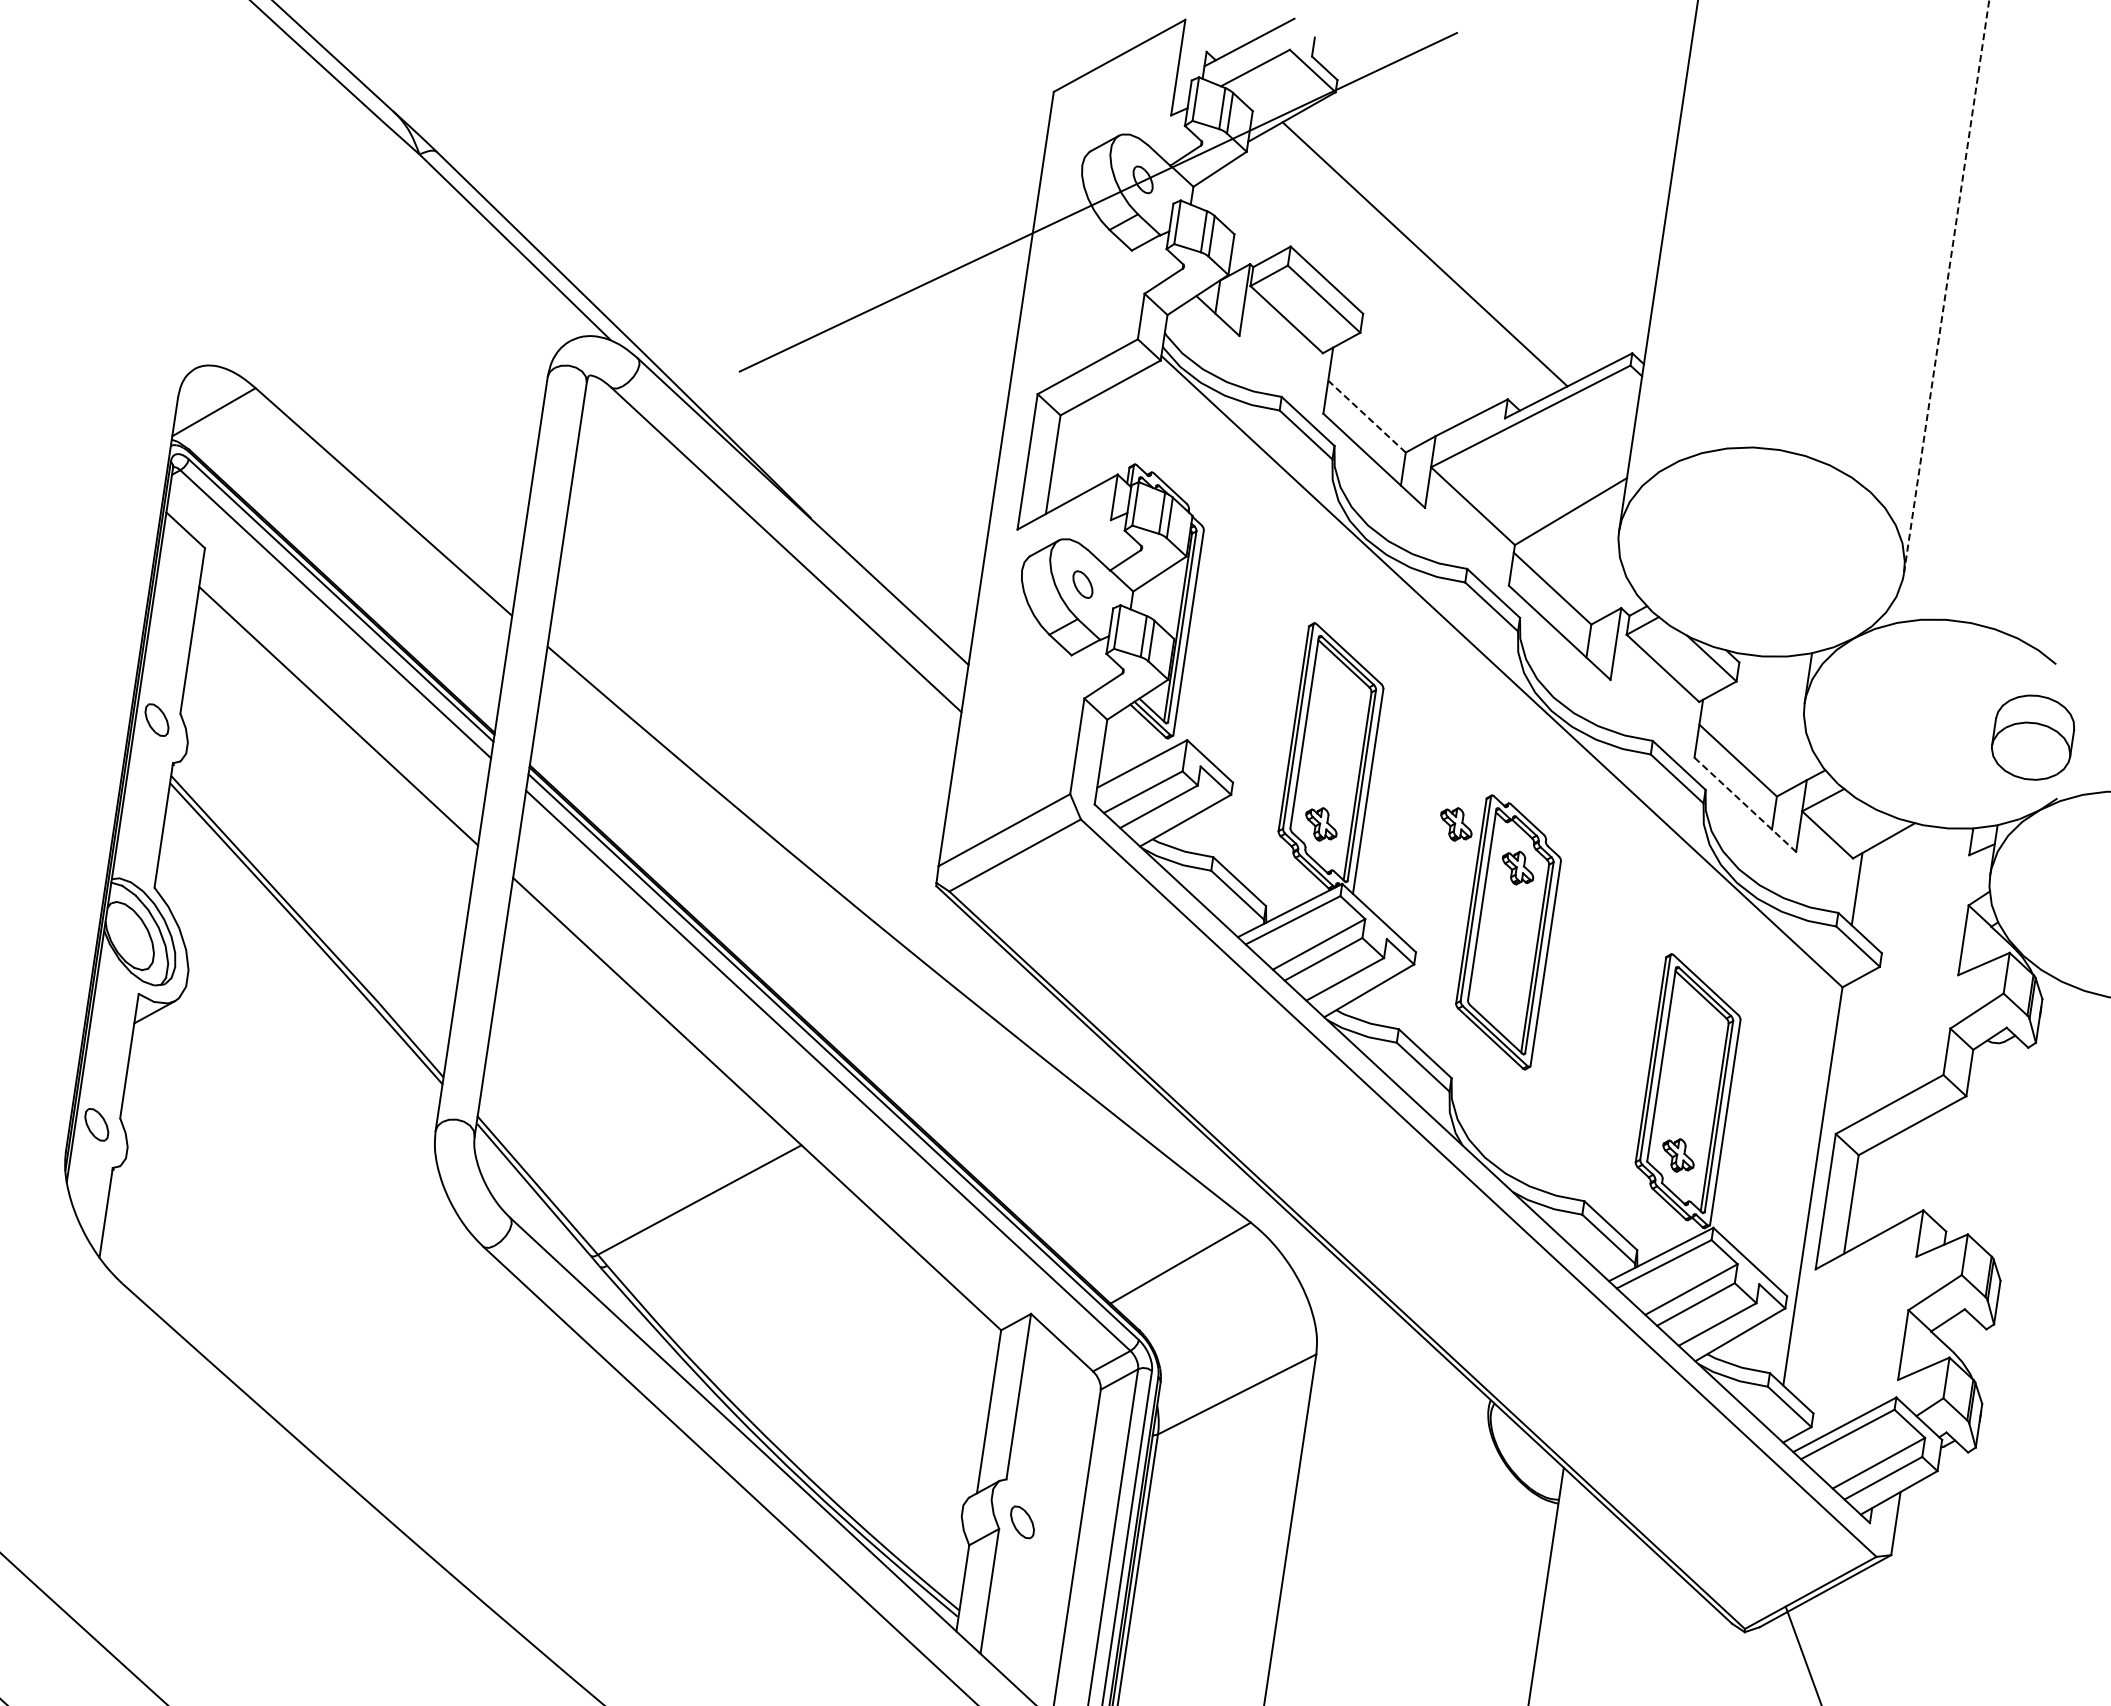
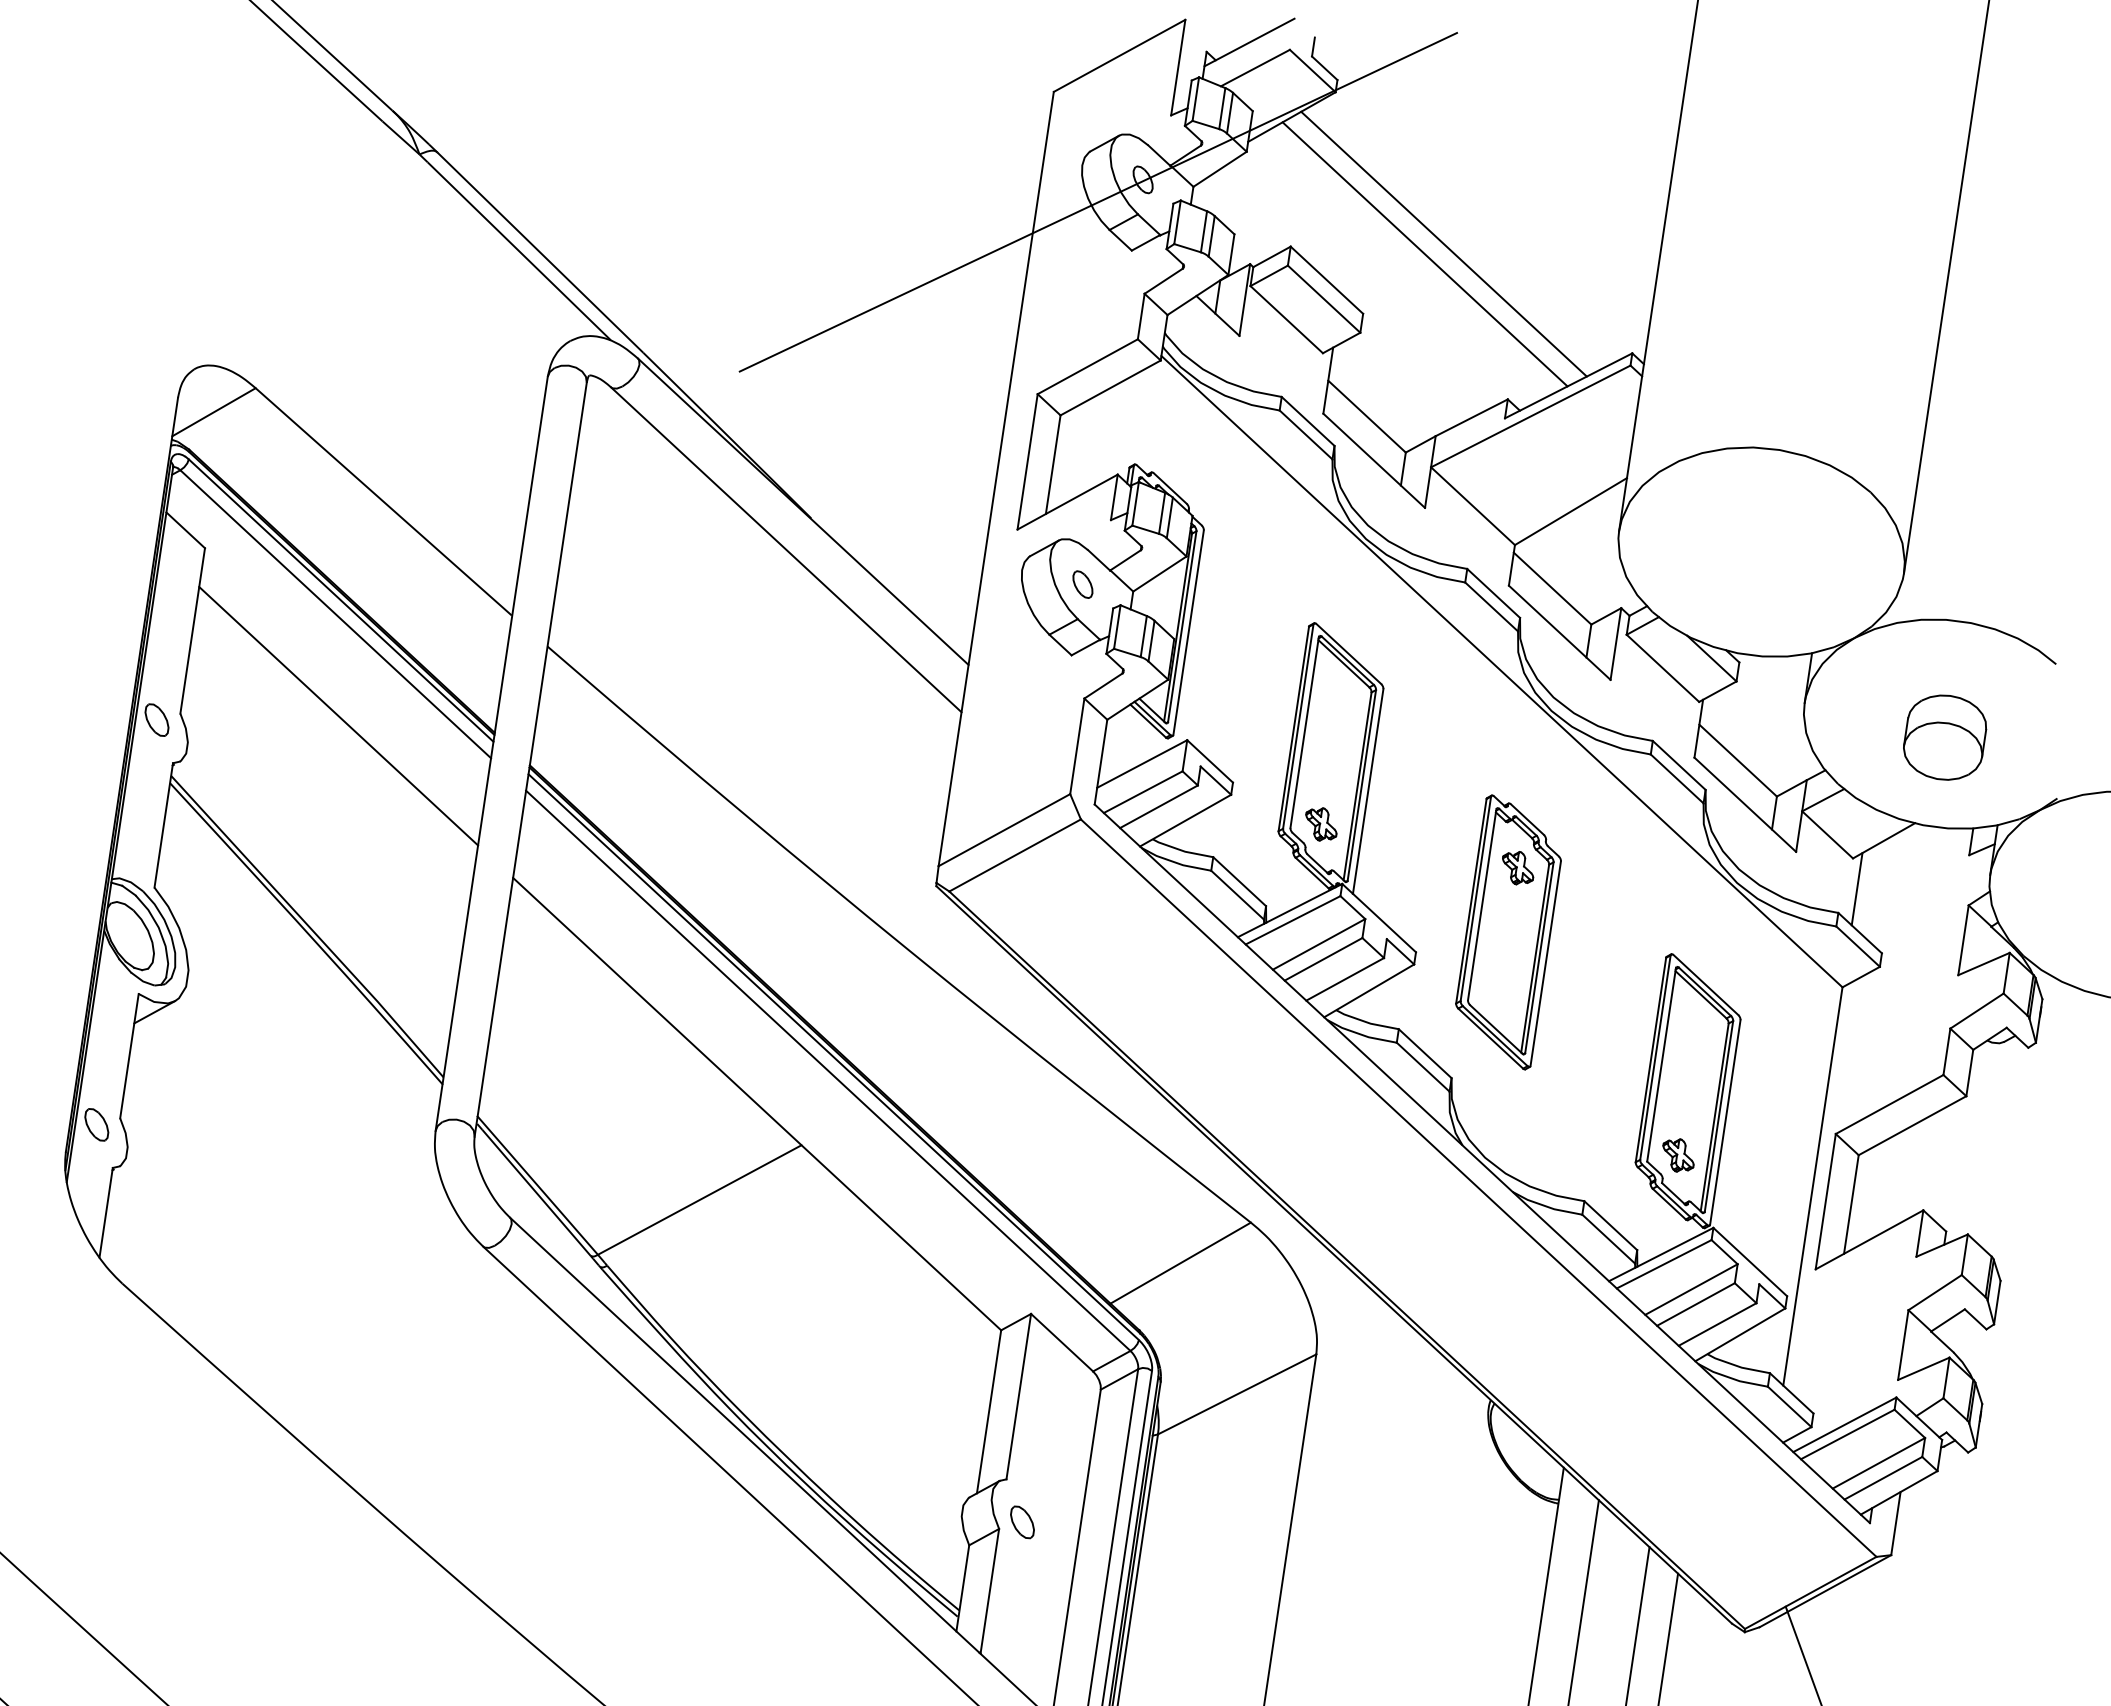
line: none -> present (1443, 243)
line: dashed -> solid (1946, 286)
line: dashed -> solid (1367, 416)
part position: (2033, 737) -> (1945, 737) (1945, 737)
line: dashed -> solid (1745, 805)
part: present -> none (1456, 824)
line: none -> present (1583, 1601)
line: none -> present (1637, 1624)
line: none -> present (1668, 1637)
